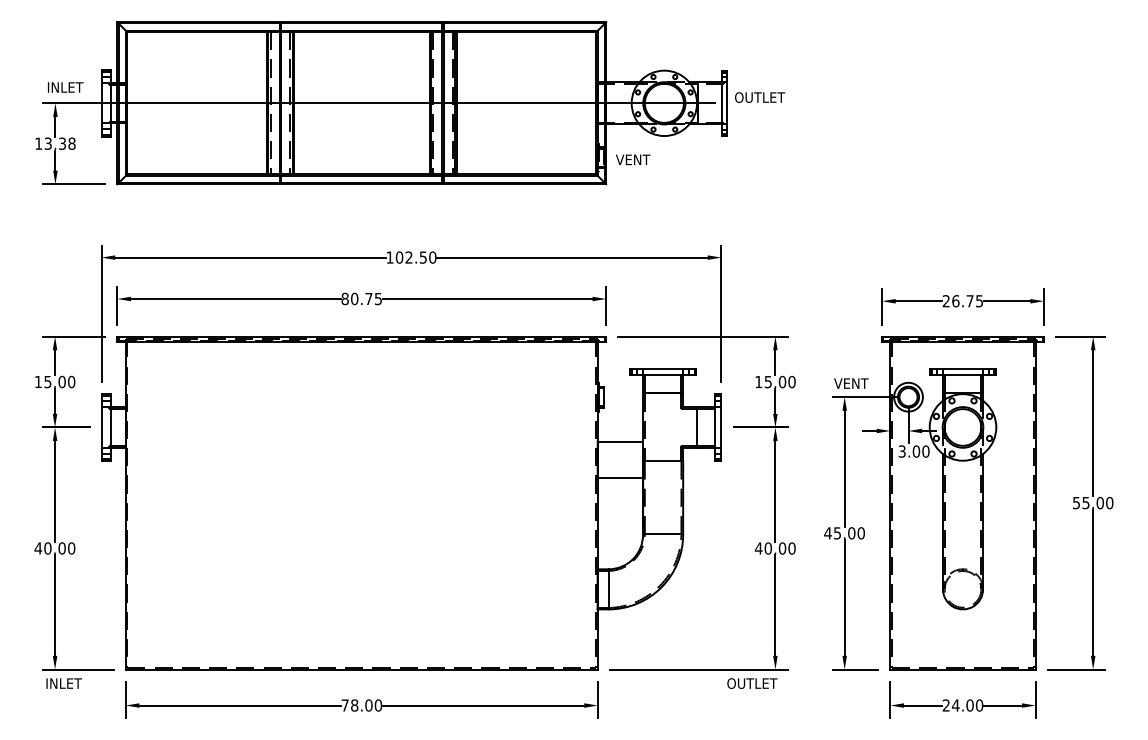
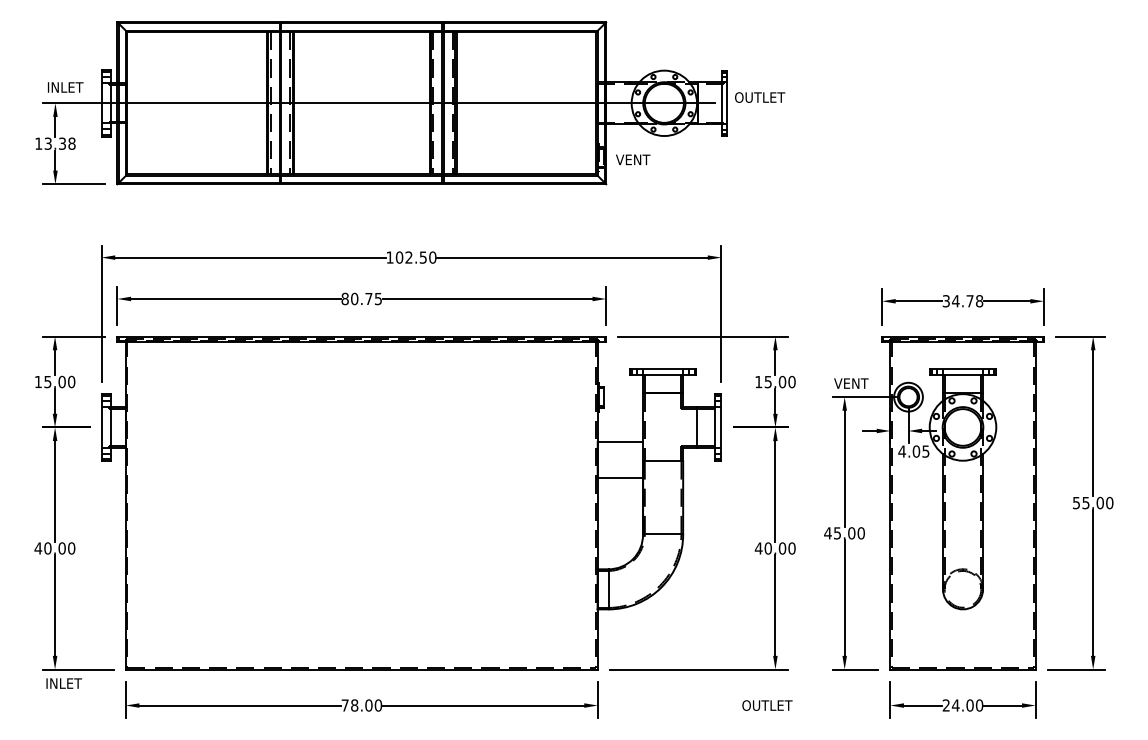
text: 26.75 -> 34.78 (962, 301)
text: 3.00 -> 4.05 (913, 451)
text position: (752, 683) -> (767, 705) (767, 705)
